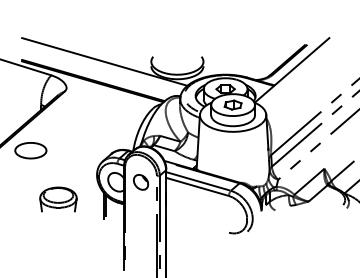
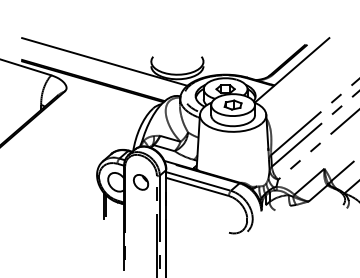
part: present -> none (30, 150)
part: present -> none (58, 199)
